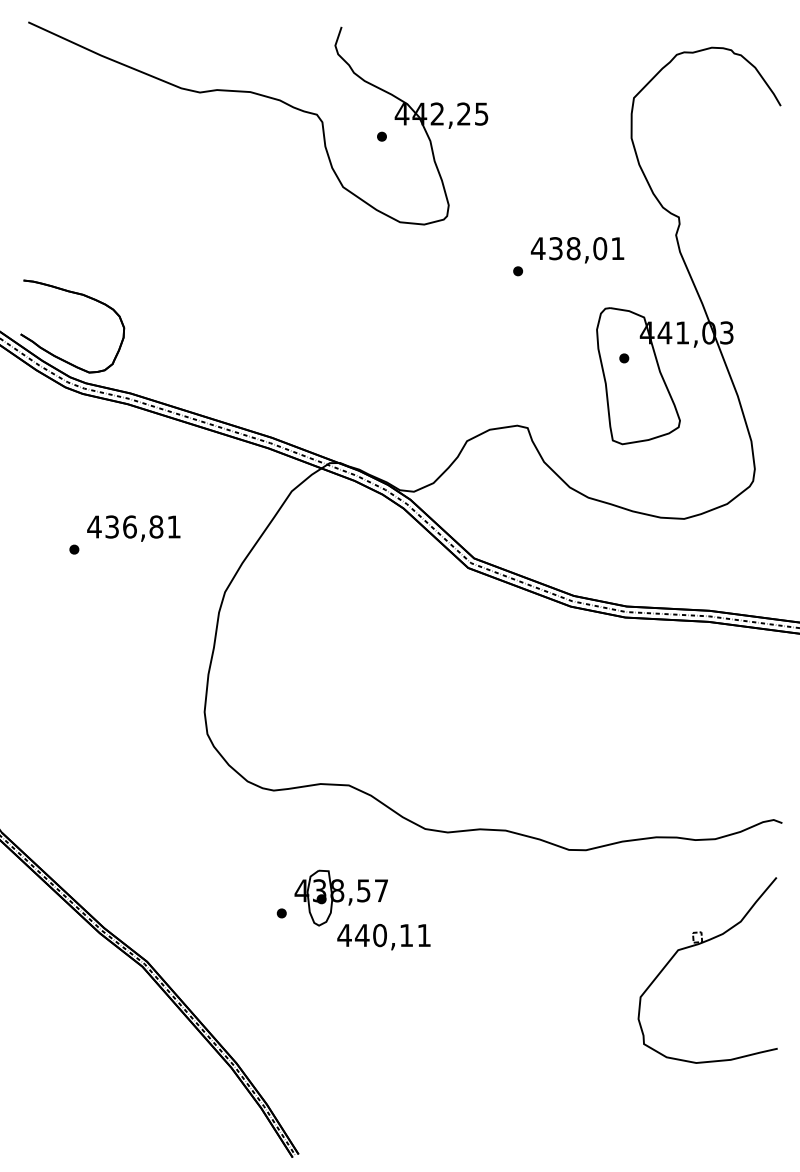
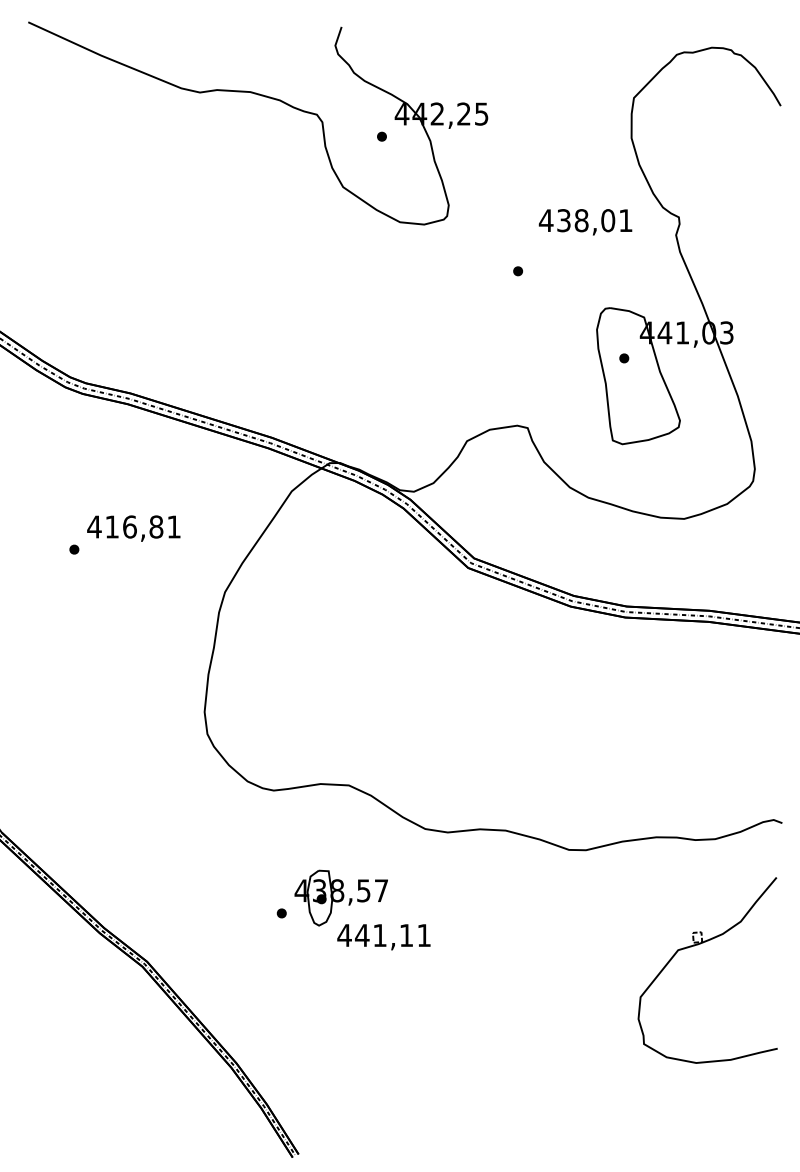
text position: (577, 250) -> (585, 222) (585, 222)
part: present -> none (83, 296)
text: 436,81 -> 416,81 (111, 526)
text: 440,11 -> 441,11 (379, 935)
